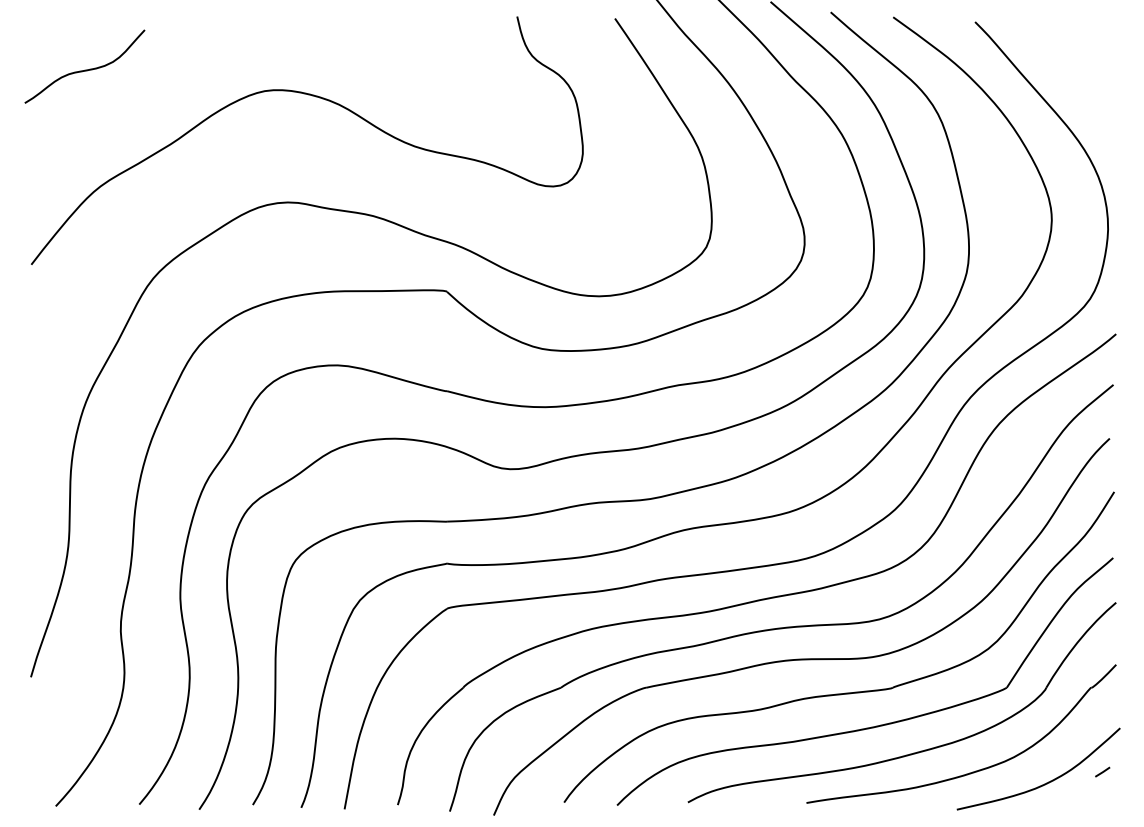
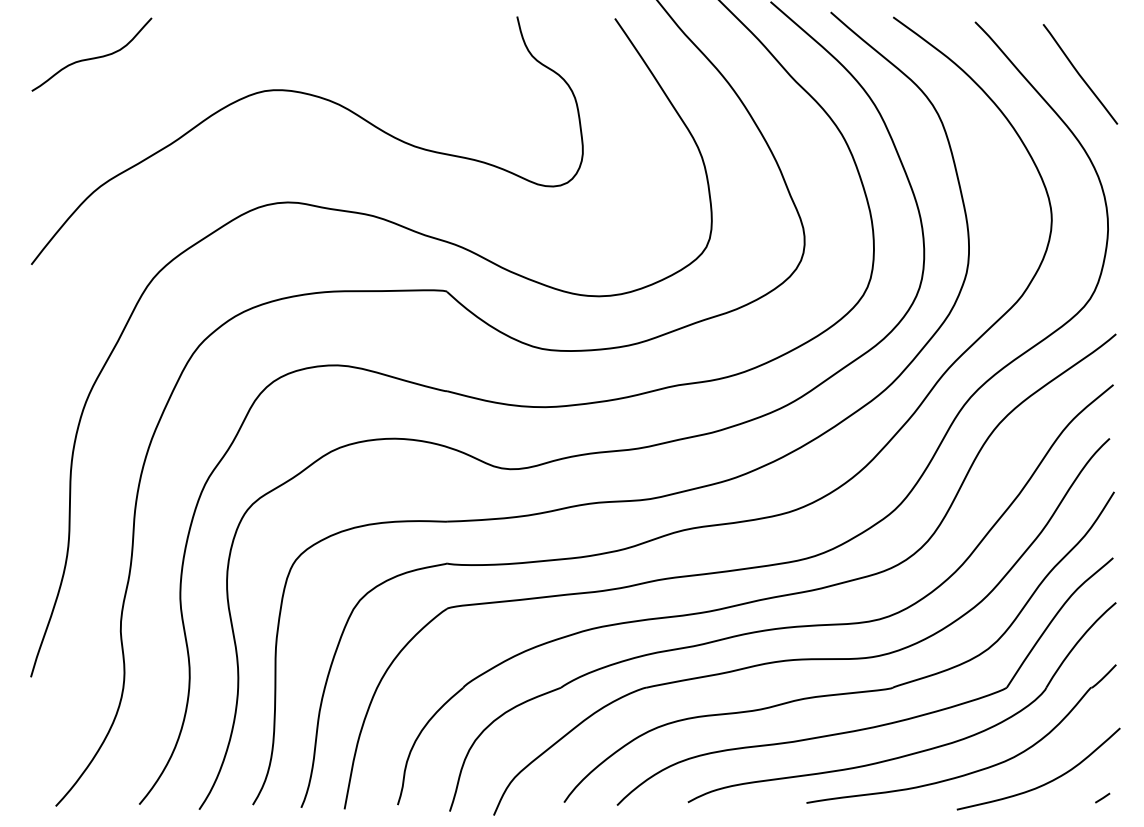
curve position: (84, 69) -> (91, 57) (91, 57)
curve: none -> present (1080, 74)
line position: (1102, 771) -> (1102, 797) (1102, 797)
